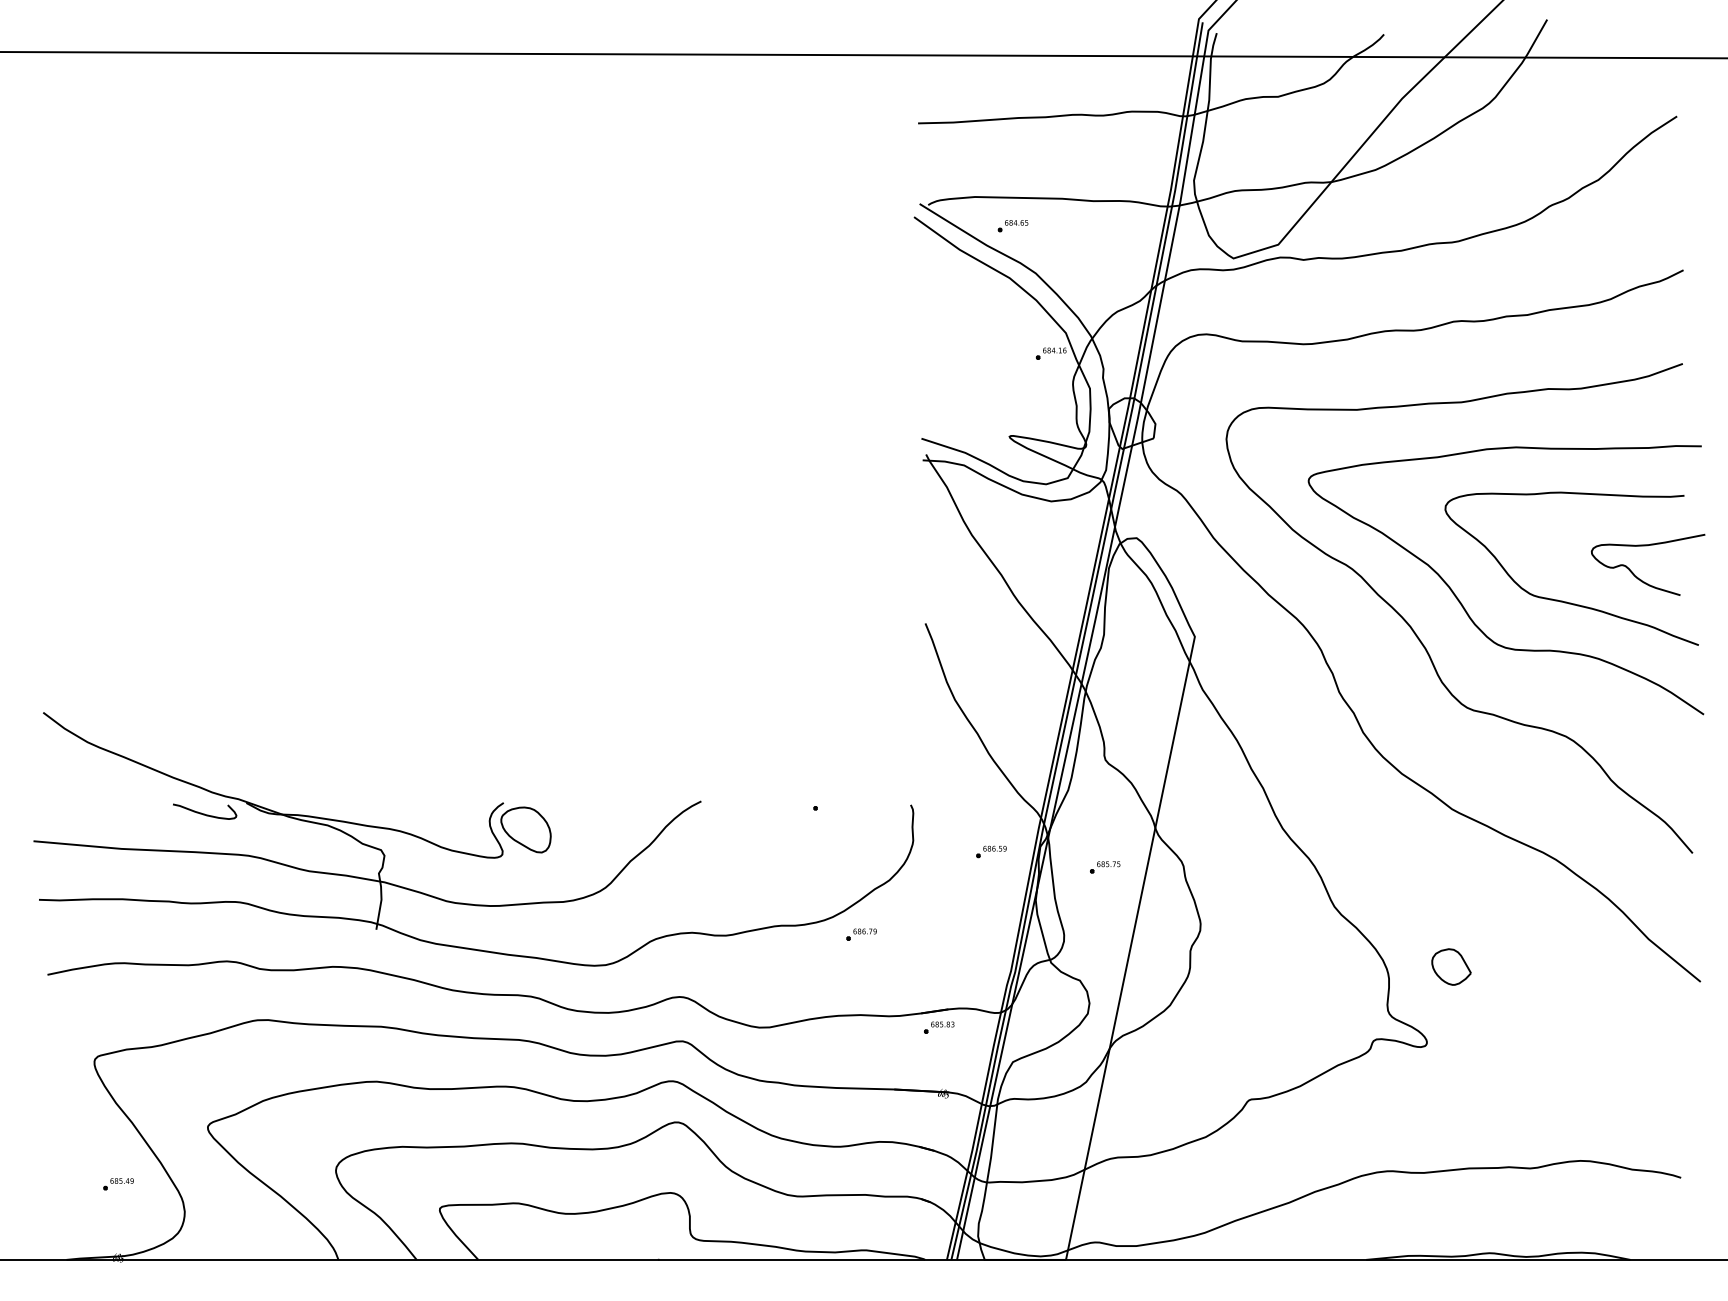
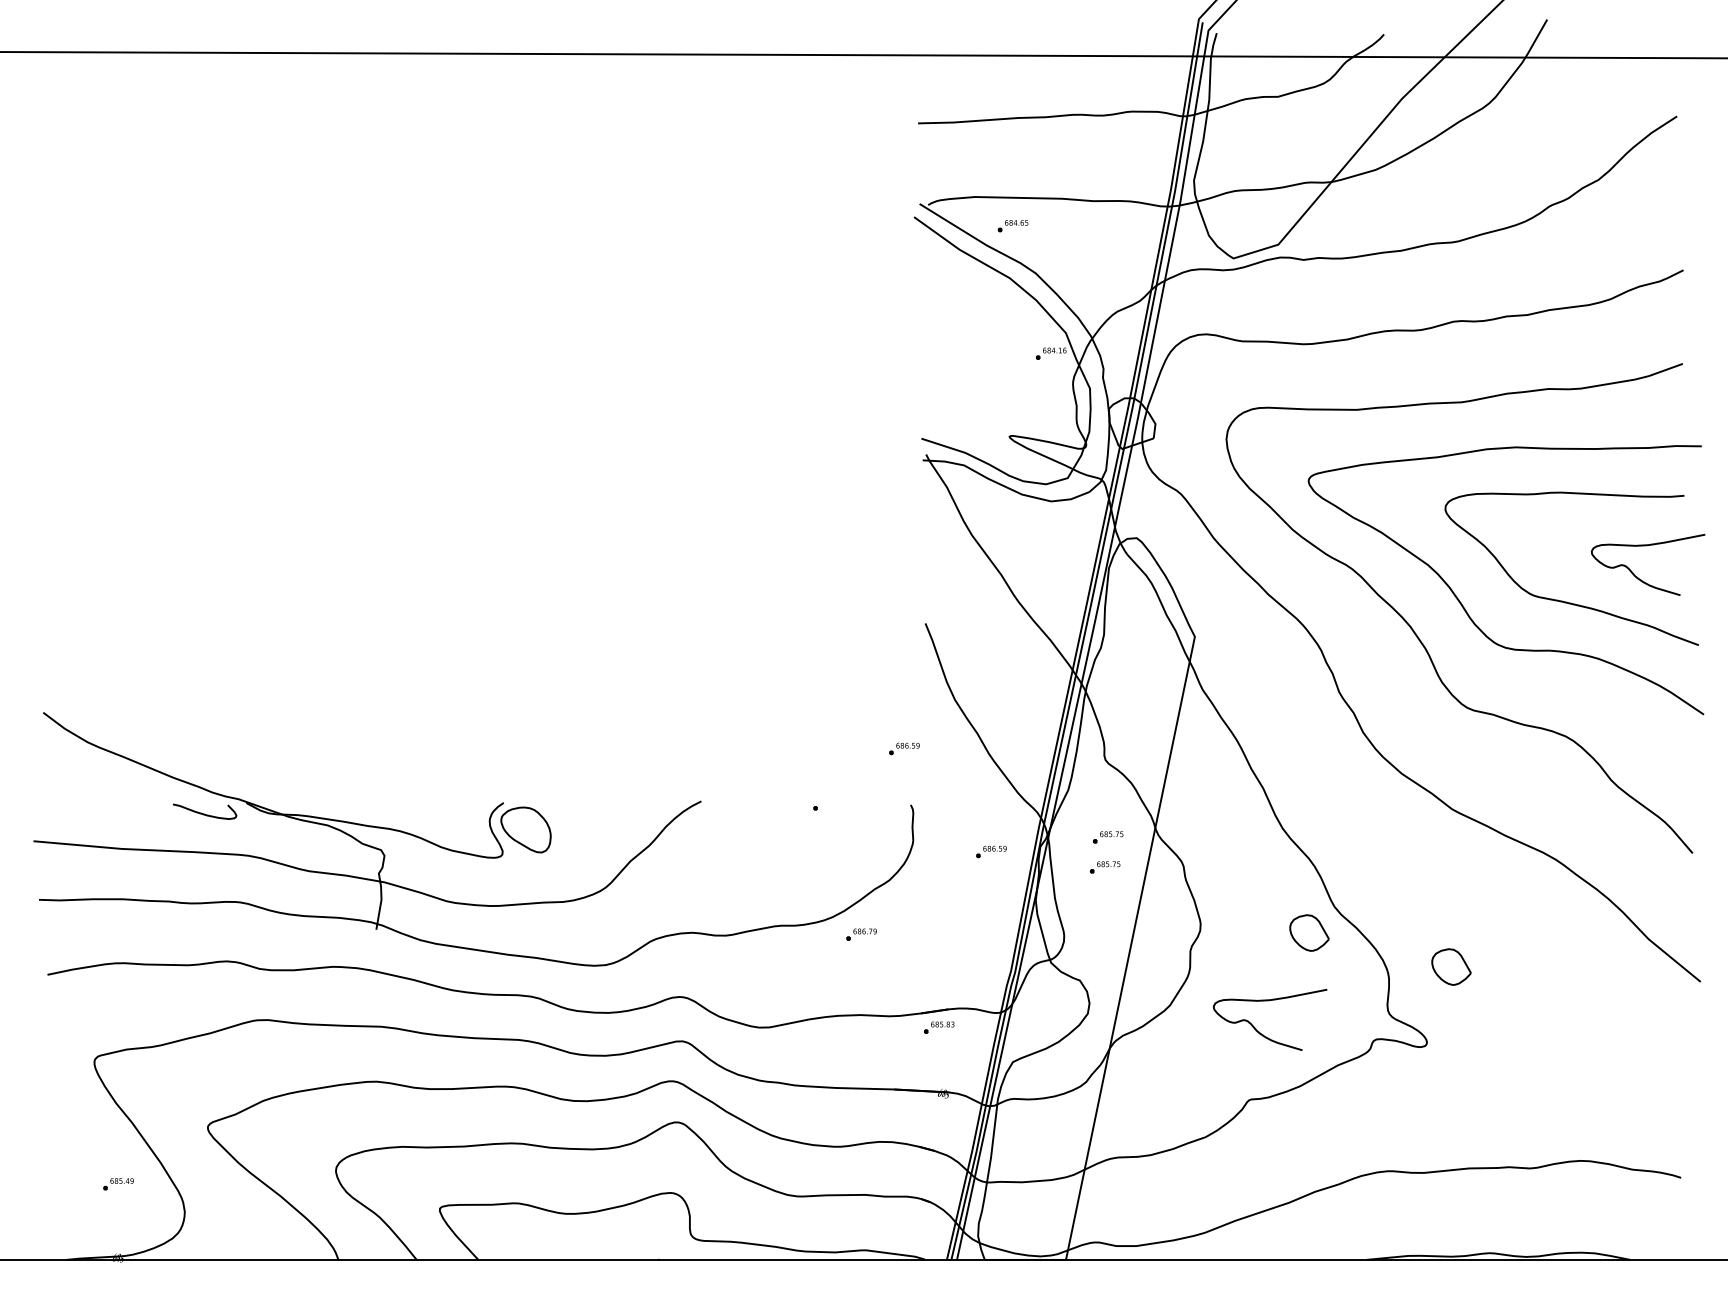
part: none -> present (904, 748)
part: none -> present (1108, 837)
part: none -> present (1309, 932)
curve: none -> present (1259, 1031)
